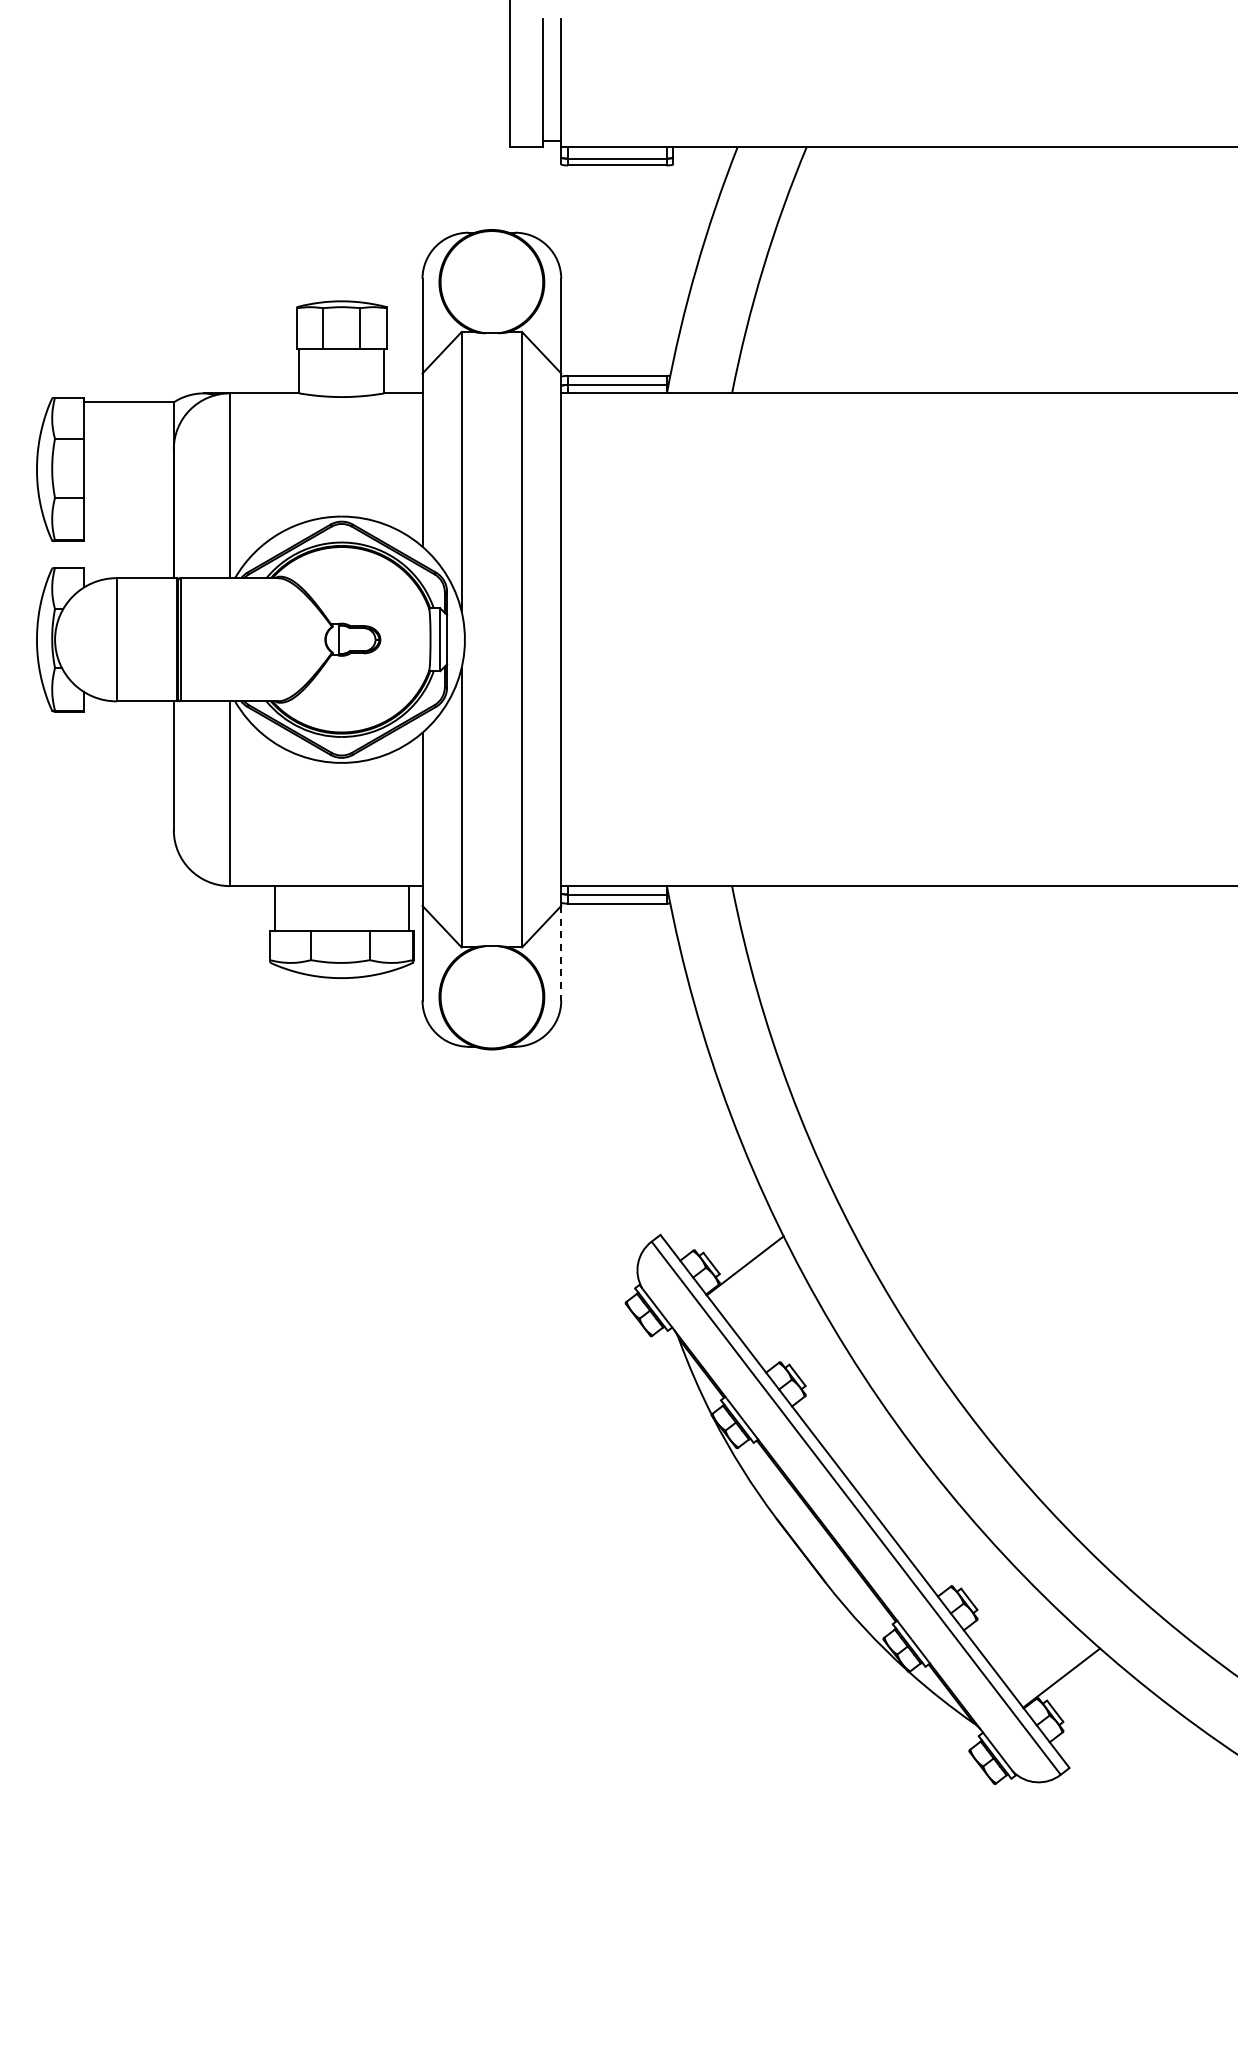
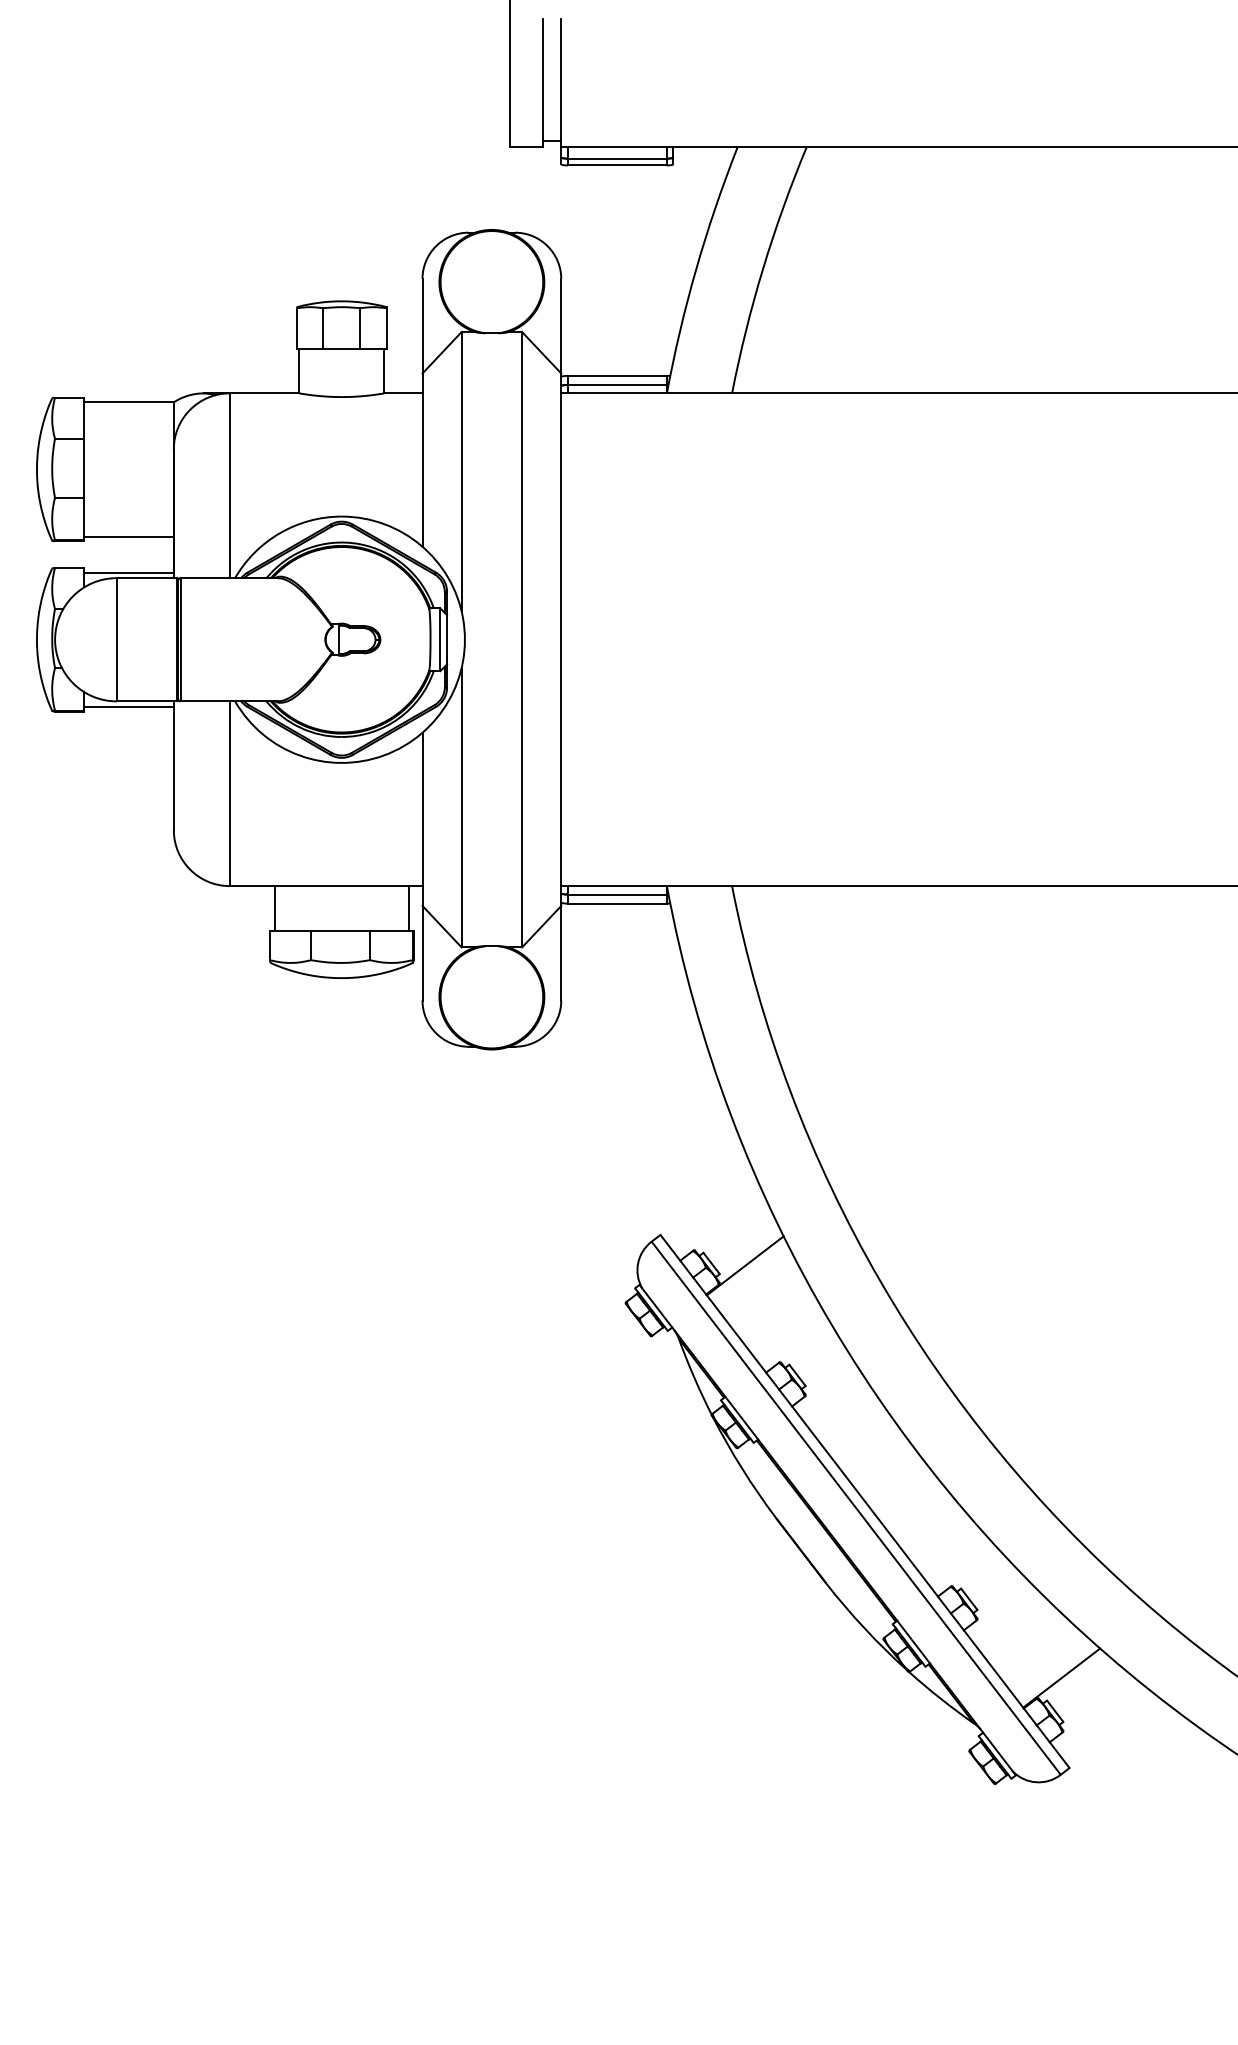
line: none -> present (128, 536)
line: none -> present (128, 572)
line: none -> present (128, 706)
line: dashed -> solid (561, 953)
